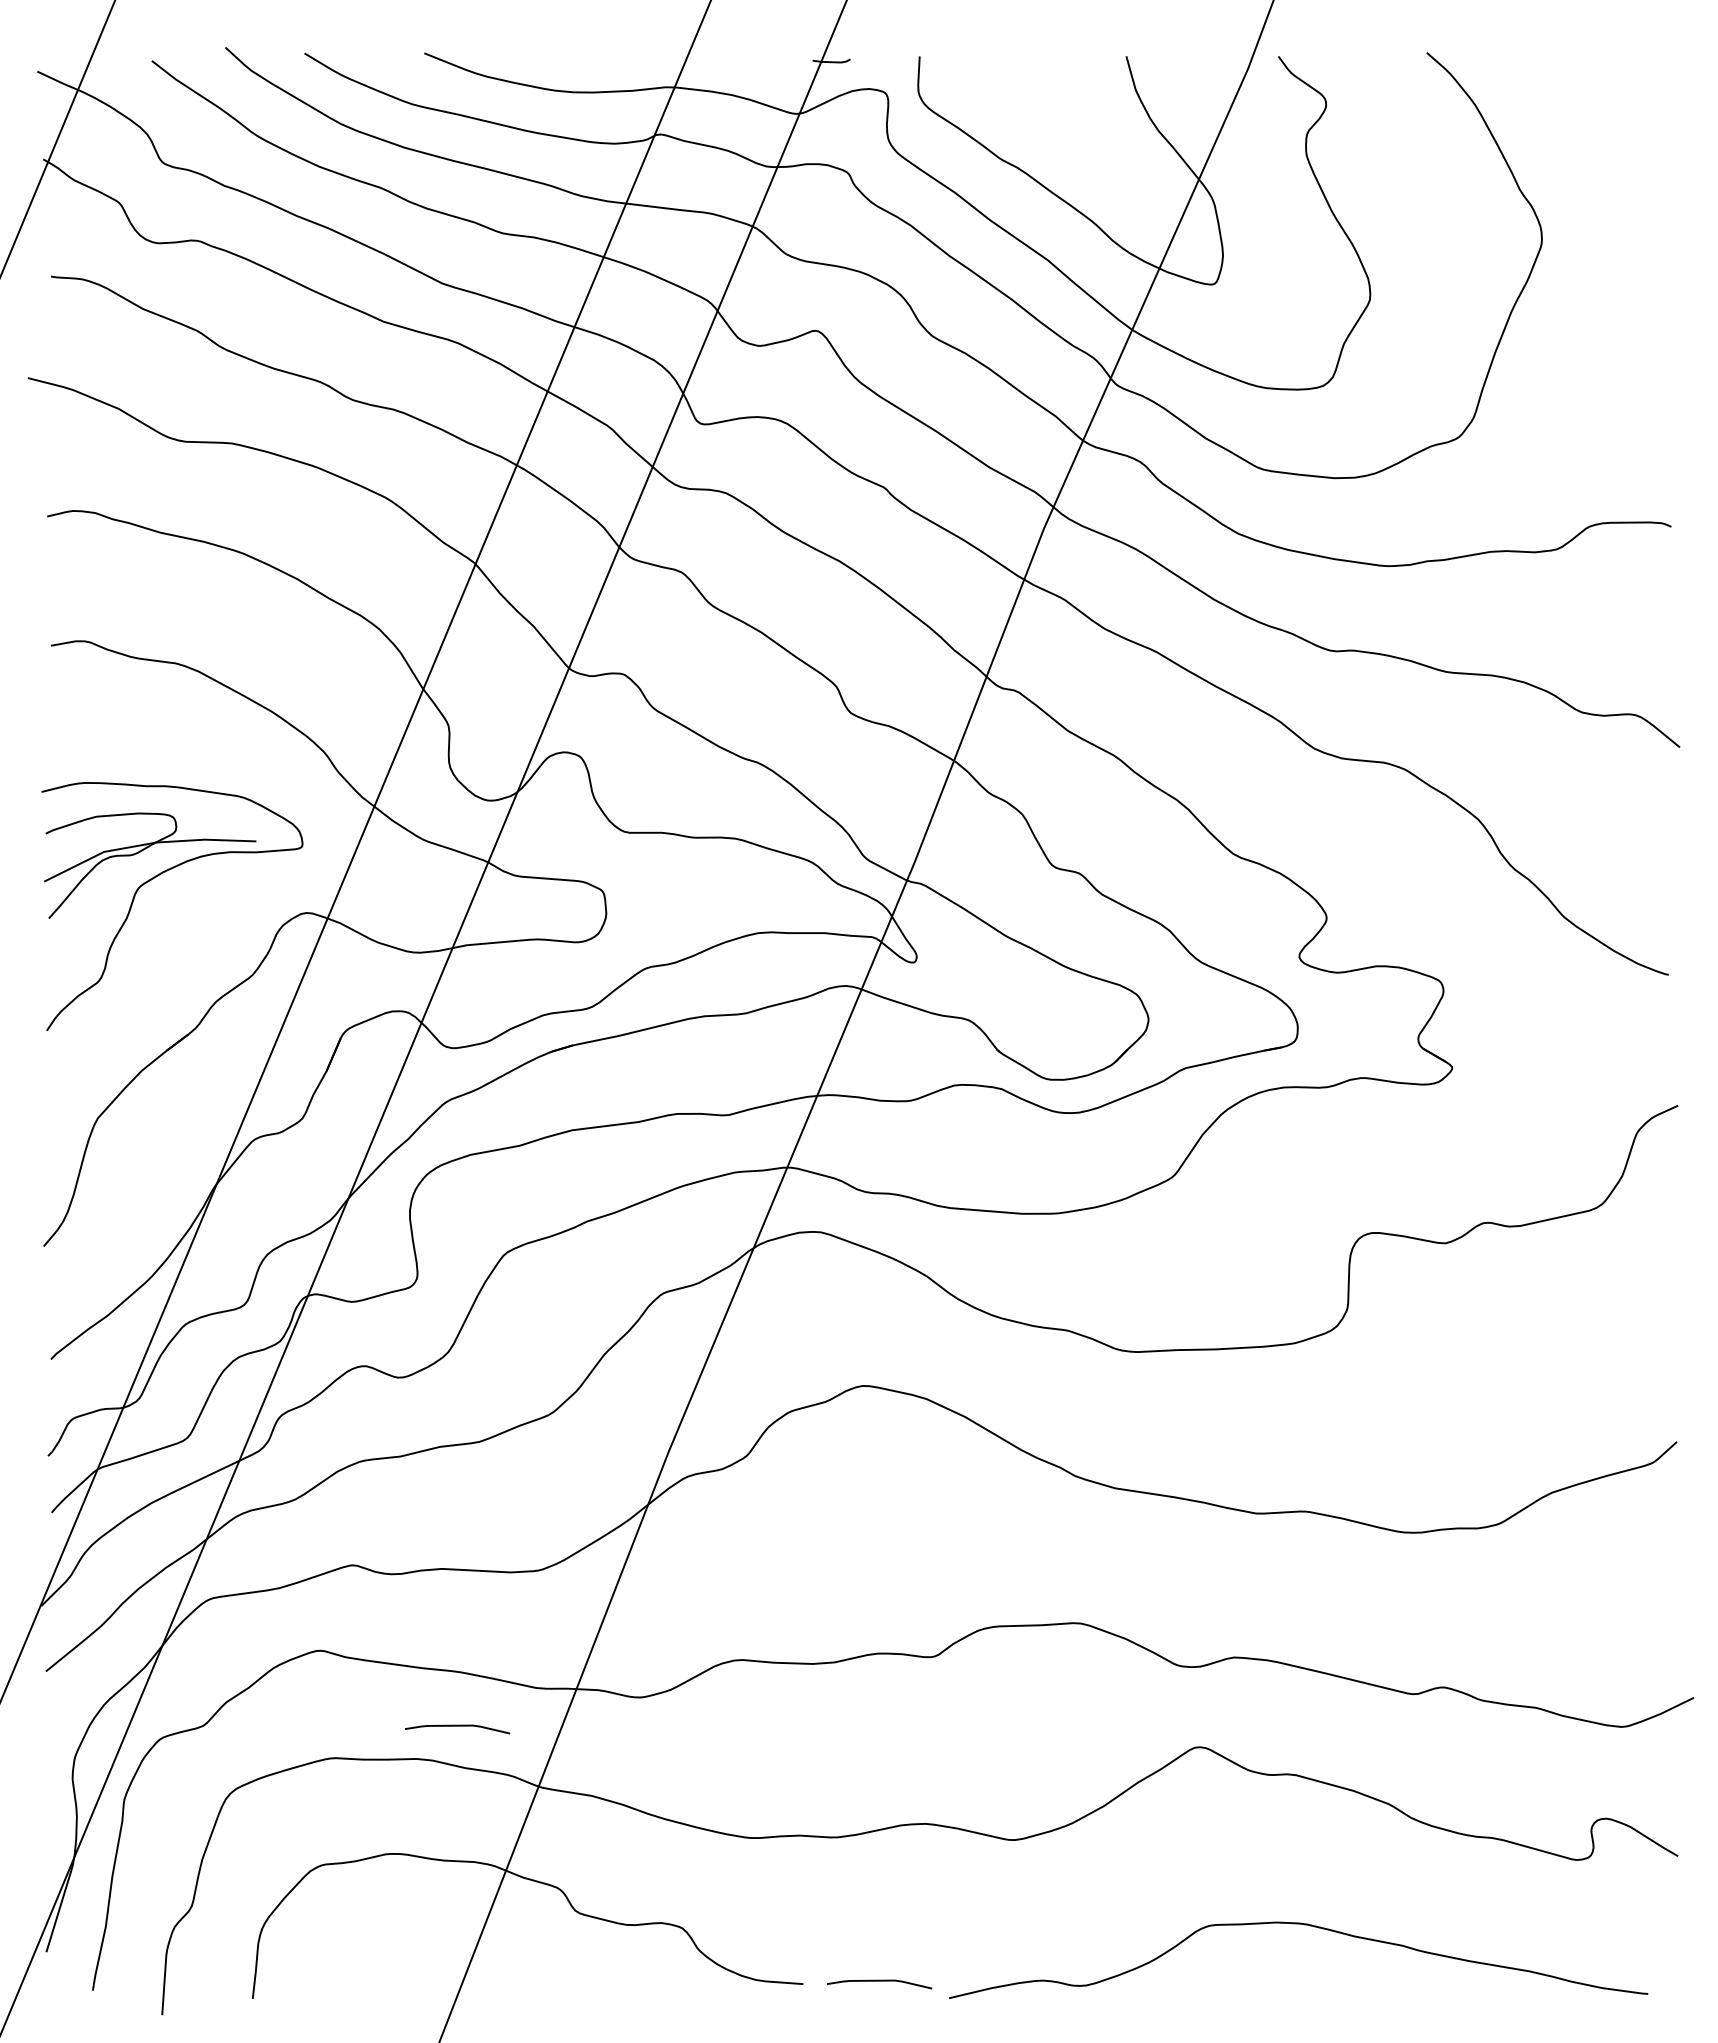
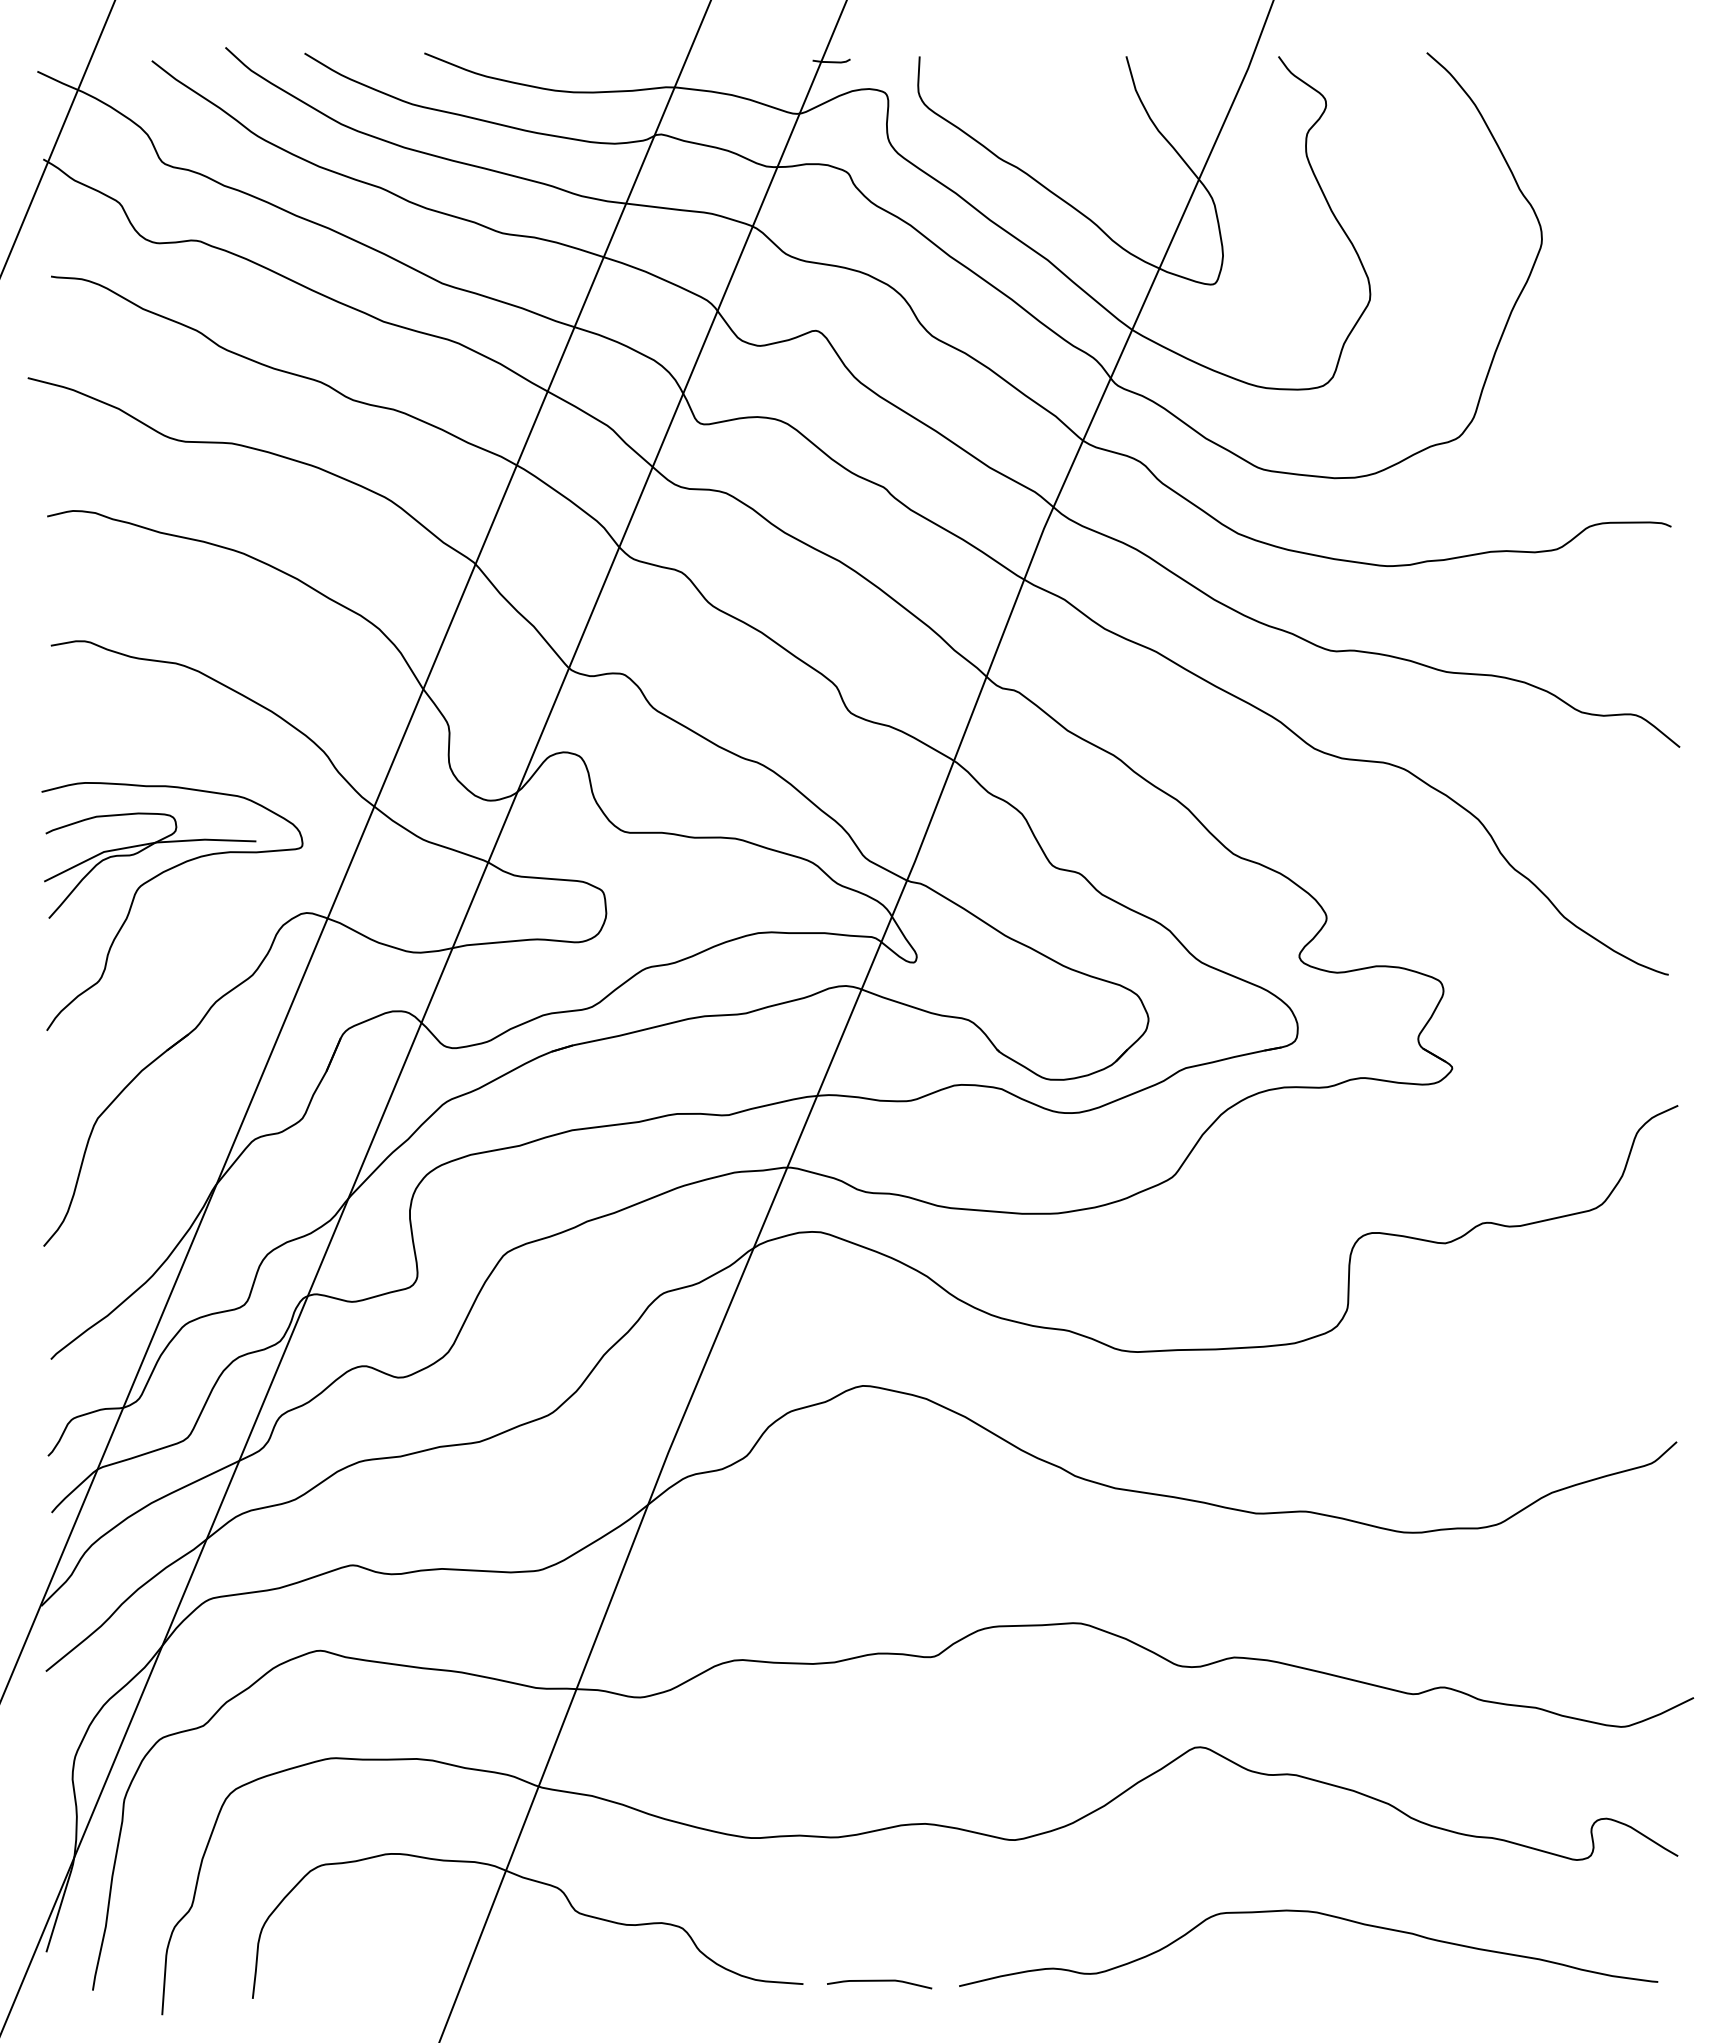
curve: present -> none (457, 1726)
curve position: (1304, 1925) -> (1314, 1913) (1314, 1913)
